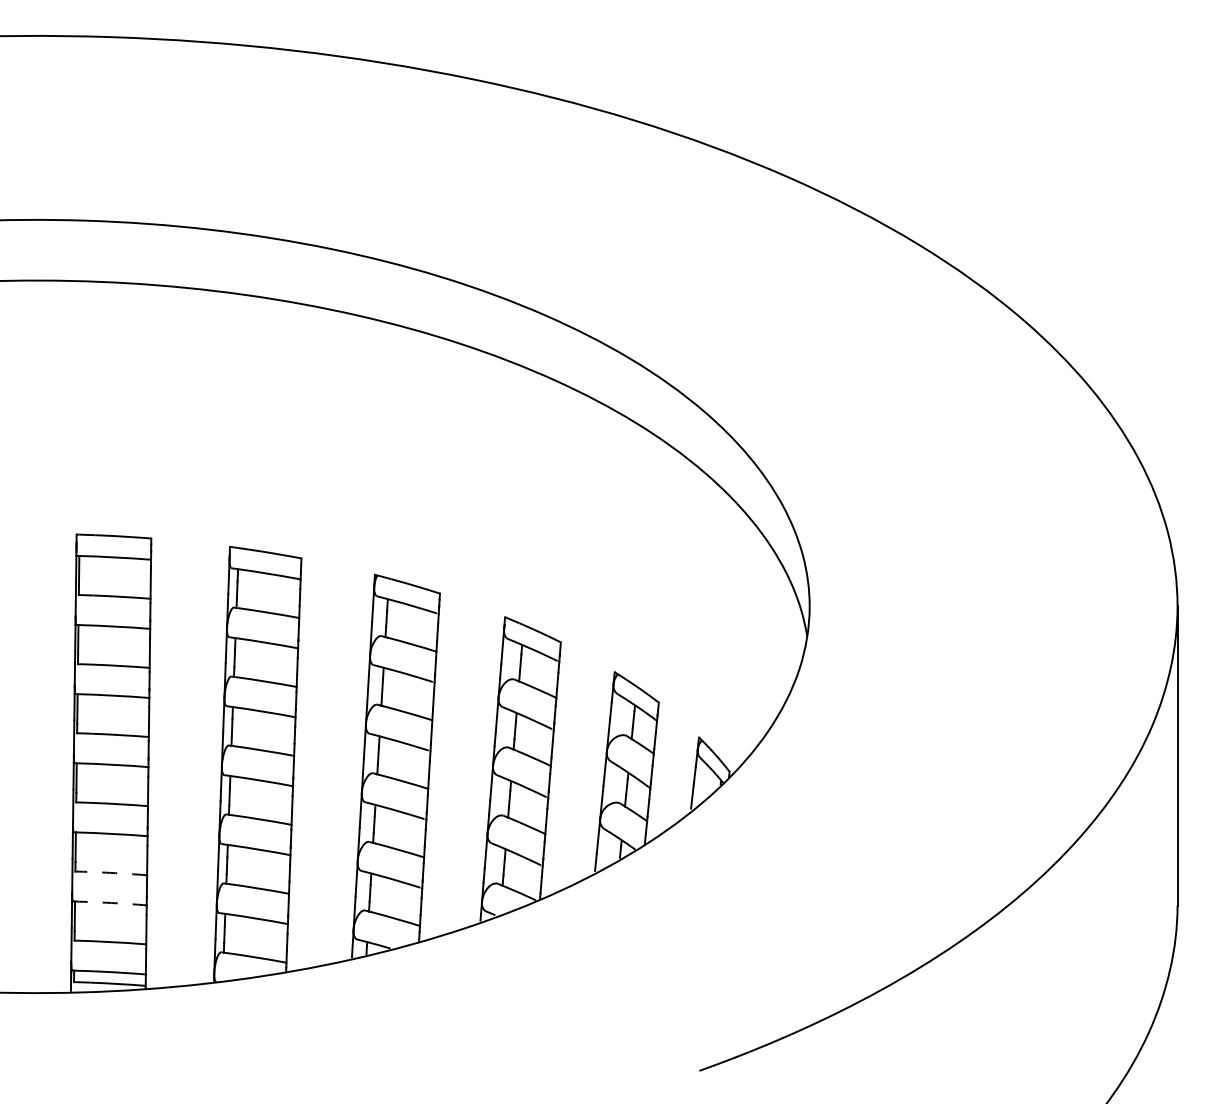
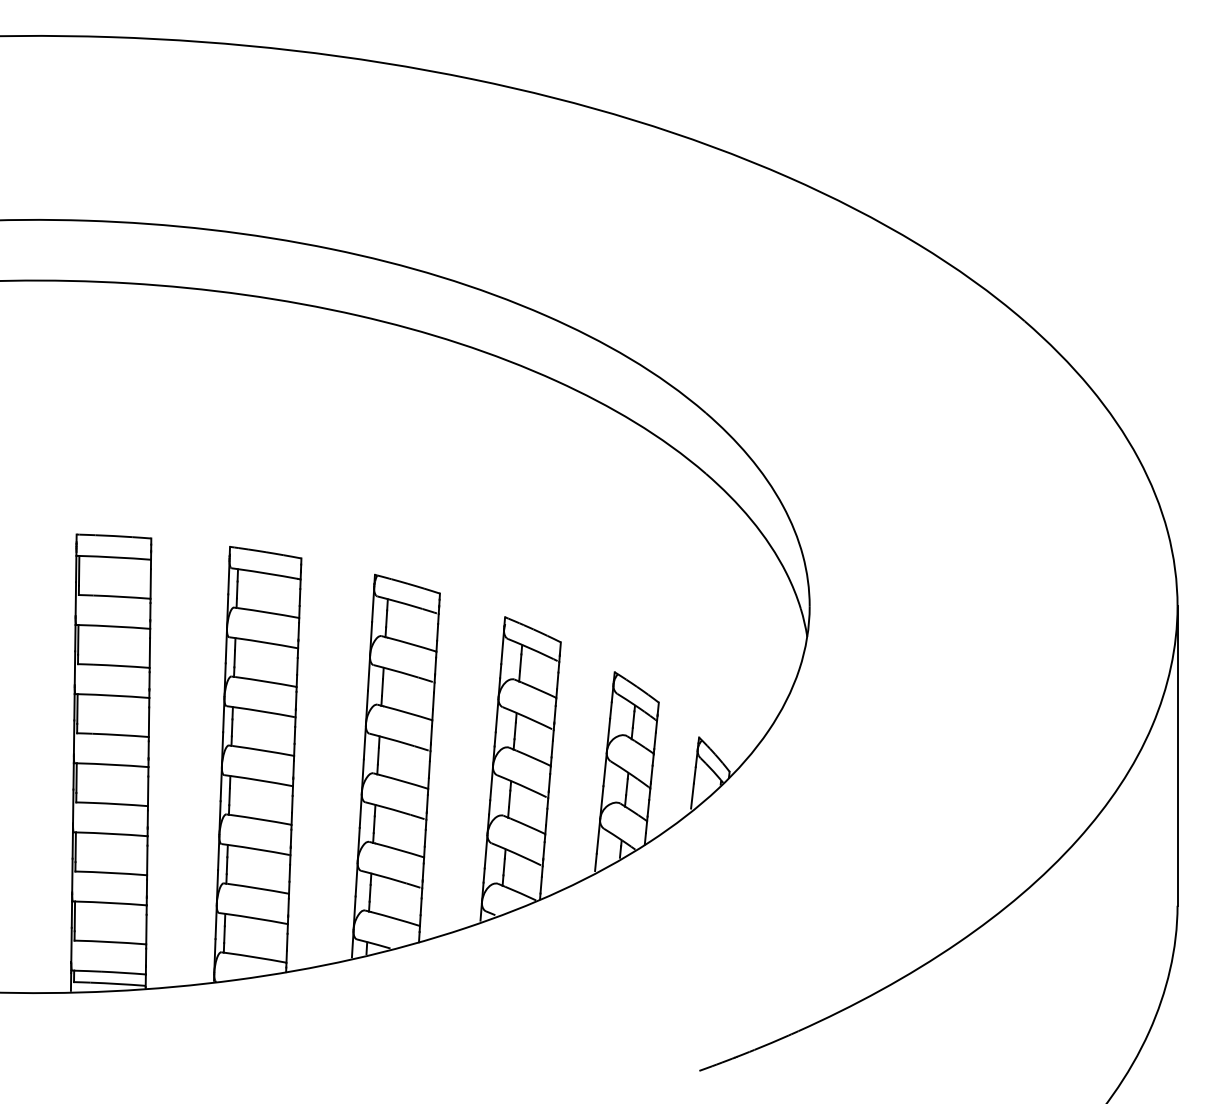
arc: dashed -> solid (110, 872)
arc: dashed -> solid (111, 903)
